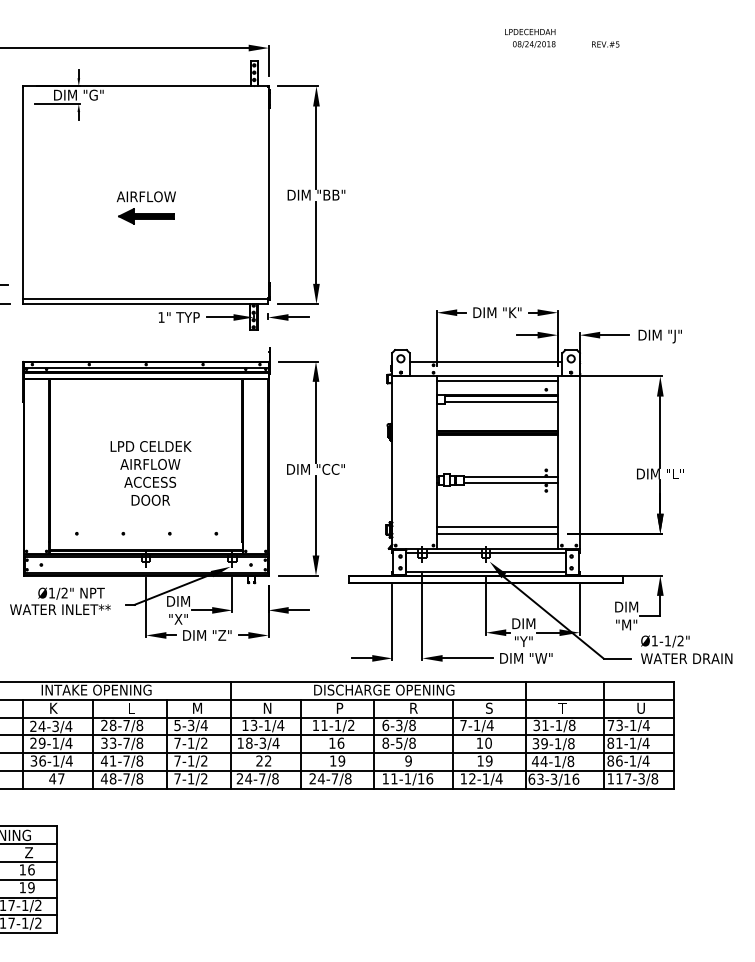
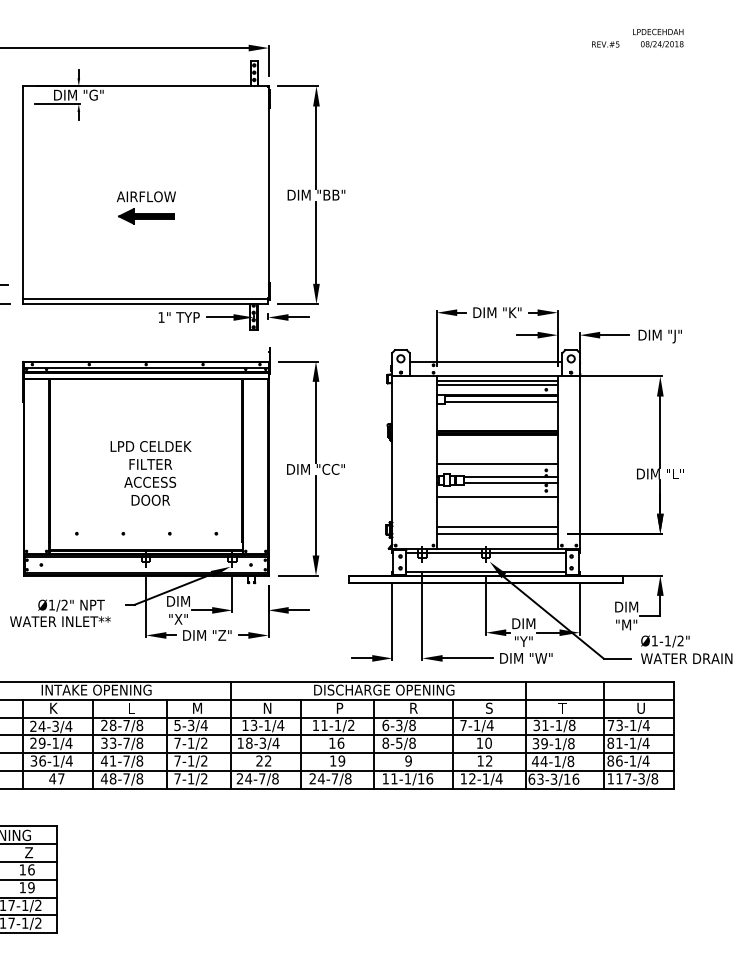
text position: (530, 38) -> (658, 38) (658, 38)
line: none -> present (497, 385)
text: AIRFLOW -> FILTER (150, 464)
line: none -> present (497, 464)
line: none -> present (497, 497)
text position: (60, 600) -> (60, 612) (60, 612)
text: 19 -> 12 (488, 760)
